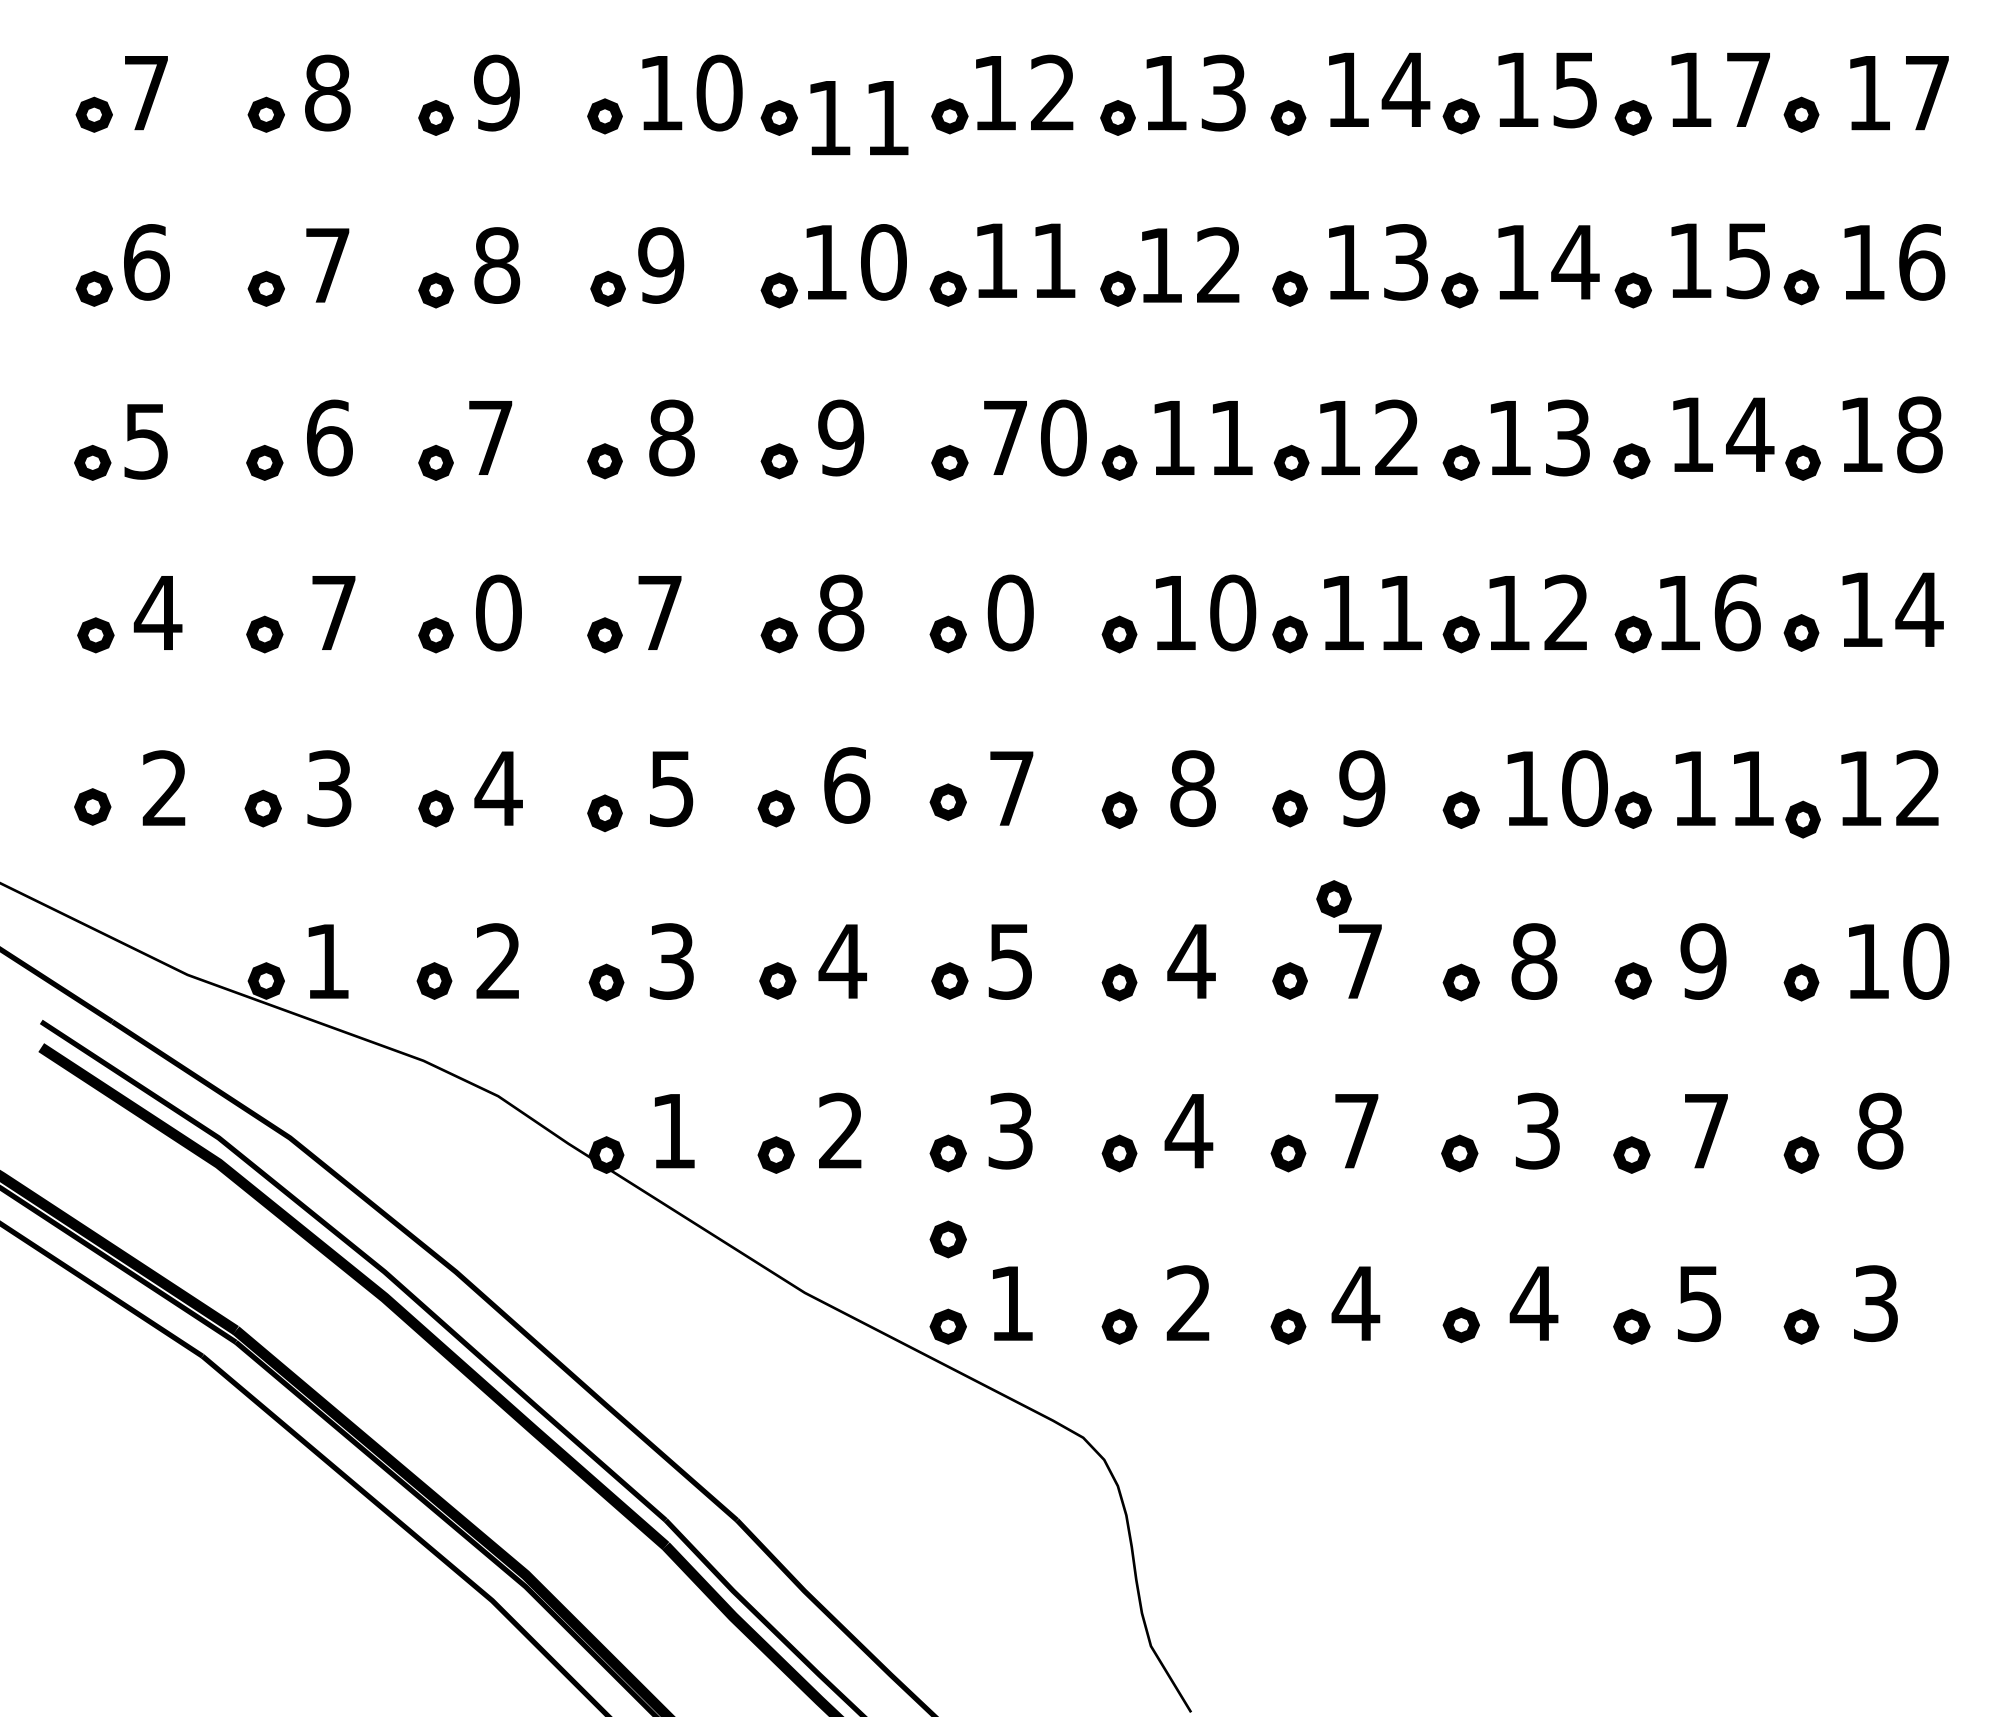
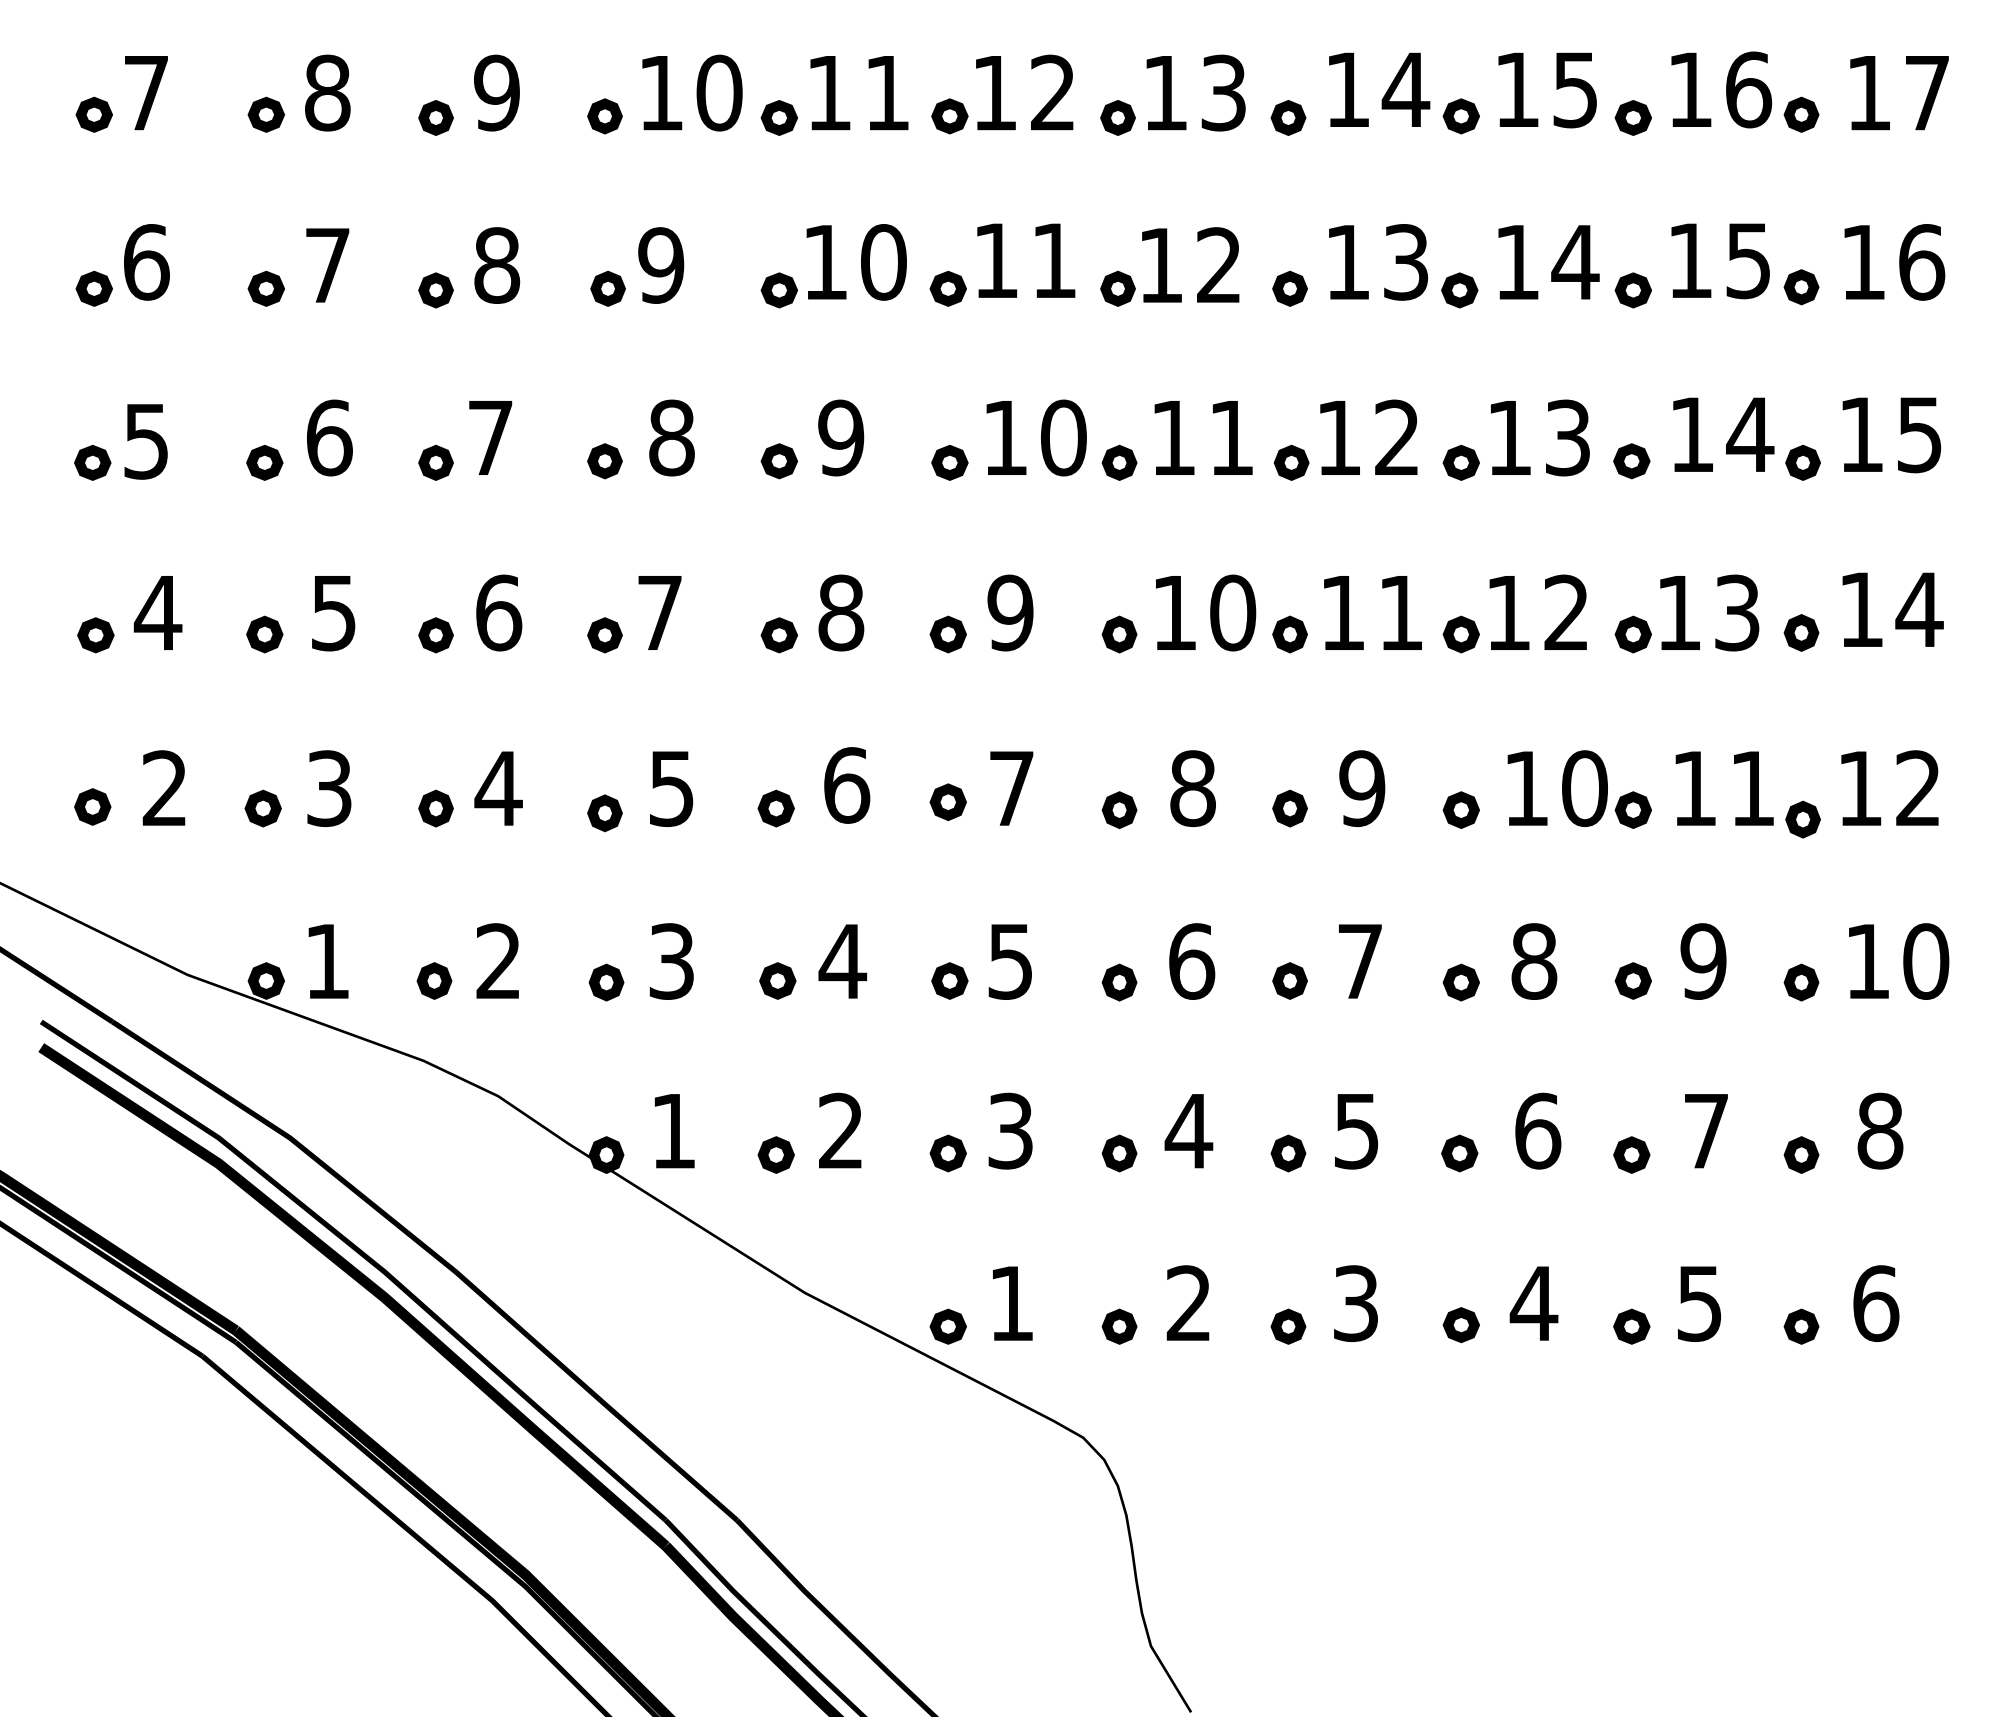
text: 17 -> 16 (1749, 89)
text position: (859, 118) -> (859, 93) (859, 93)
text: 18 -> 15 (1919, 434)
text: 70 -> 10 (1005, 437)
text: 0 -> 6 (499, 612)
text: 0 -> 9 (1010, 612)
text: 16 -> 13 (1737, 612)
text: 7 -> 5 (333, 613)
part: present -> none (1333, 898)
text: 4 -> 6 (1191, 961)
text: 3 -> 6 (1538, 1130)
text: 7 -> 5 (1356, 1131)
part: present -> none (947, 1239)
text: 4 -> 3 (1355, 1303)
text: 3 -> 6 (1876, 1303)
